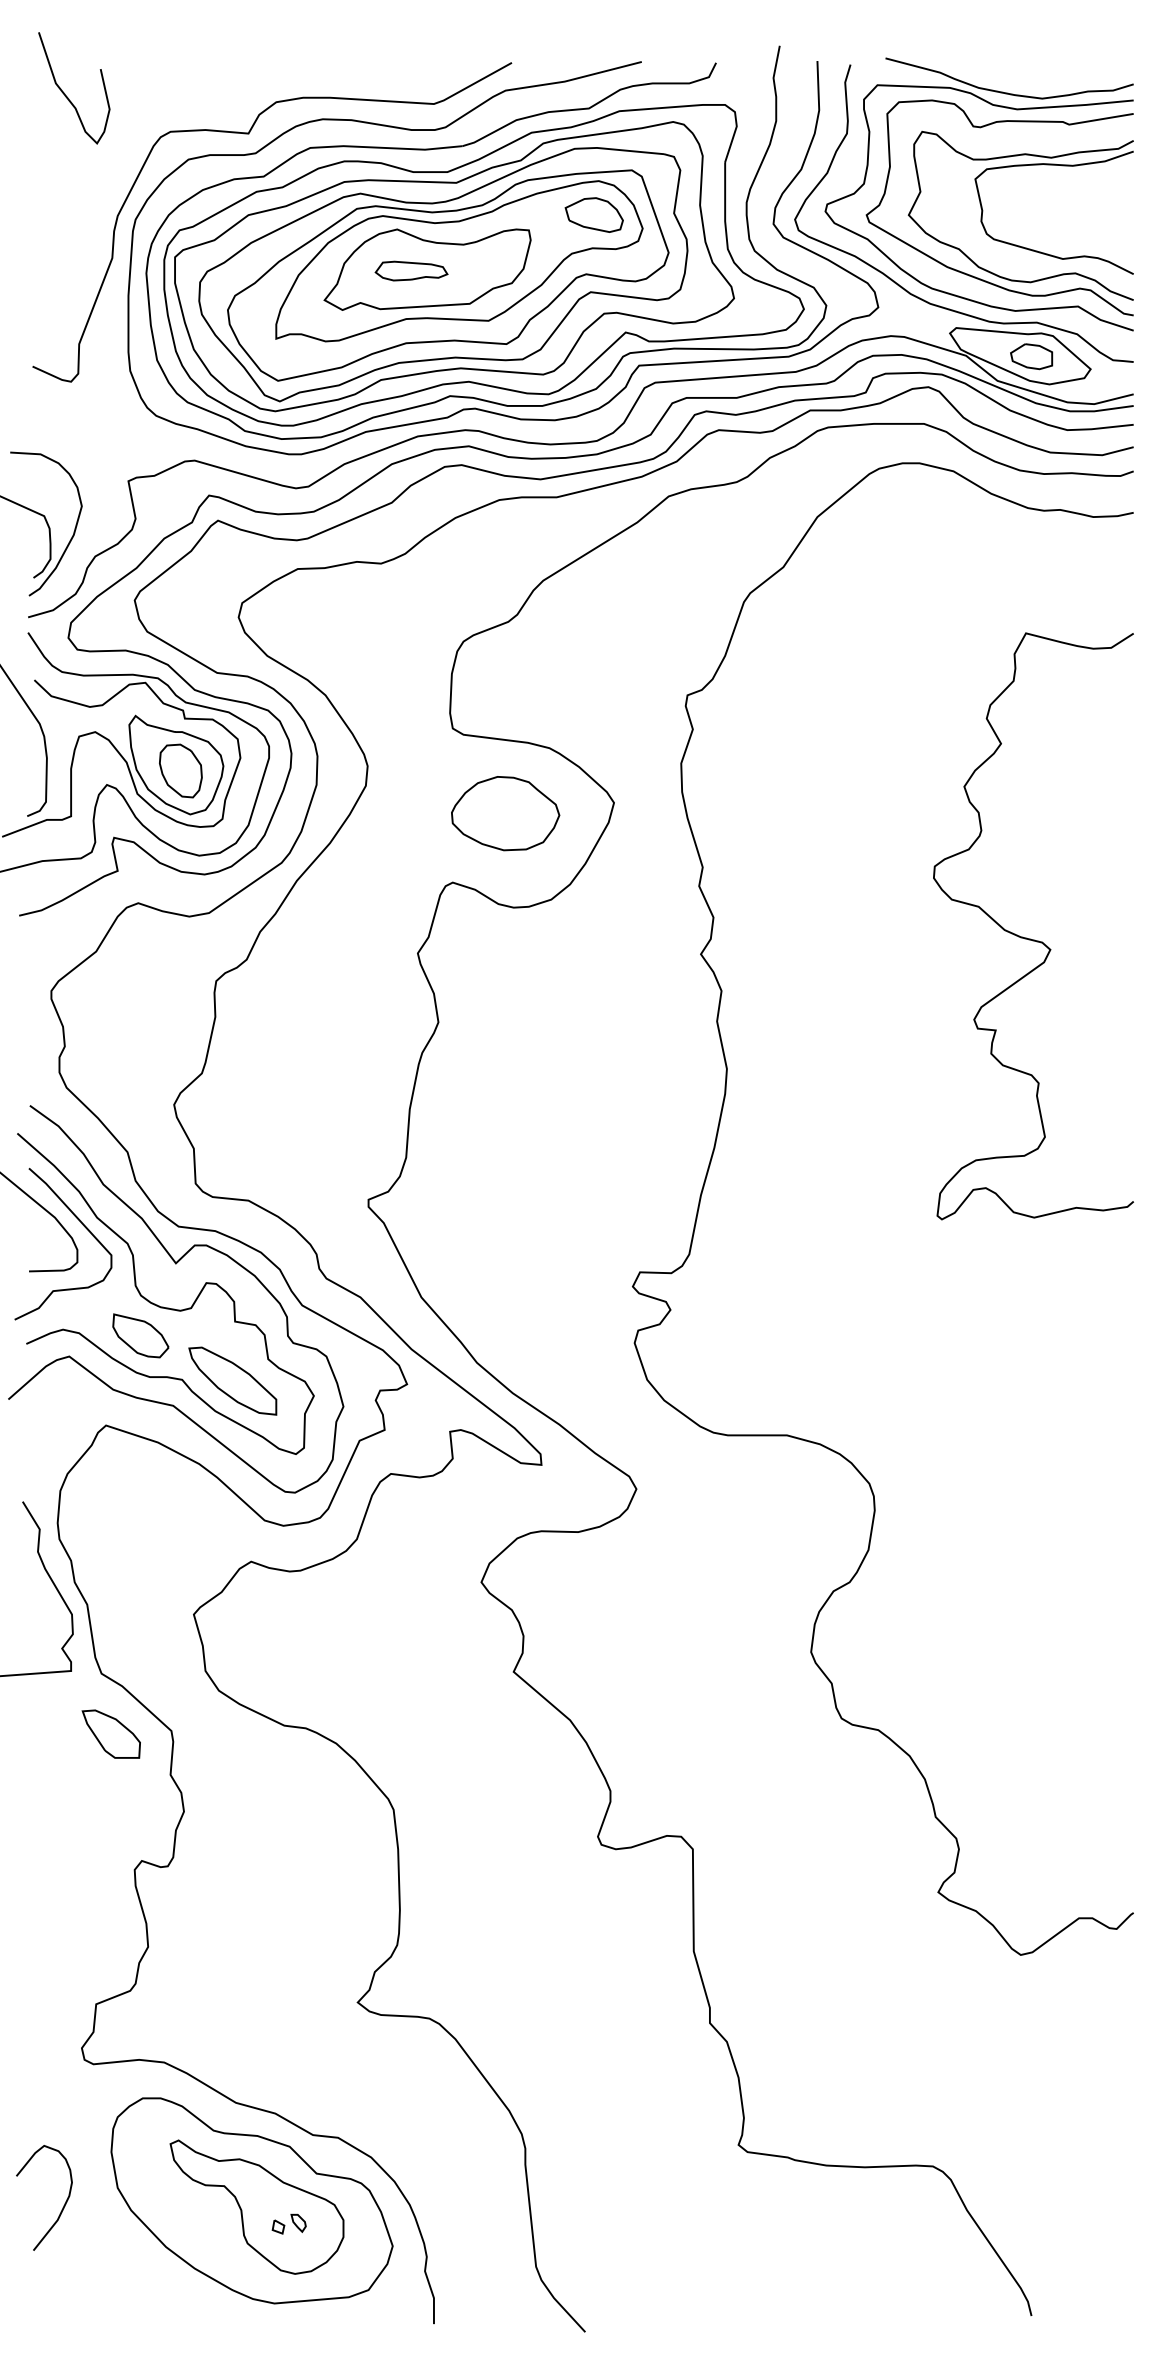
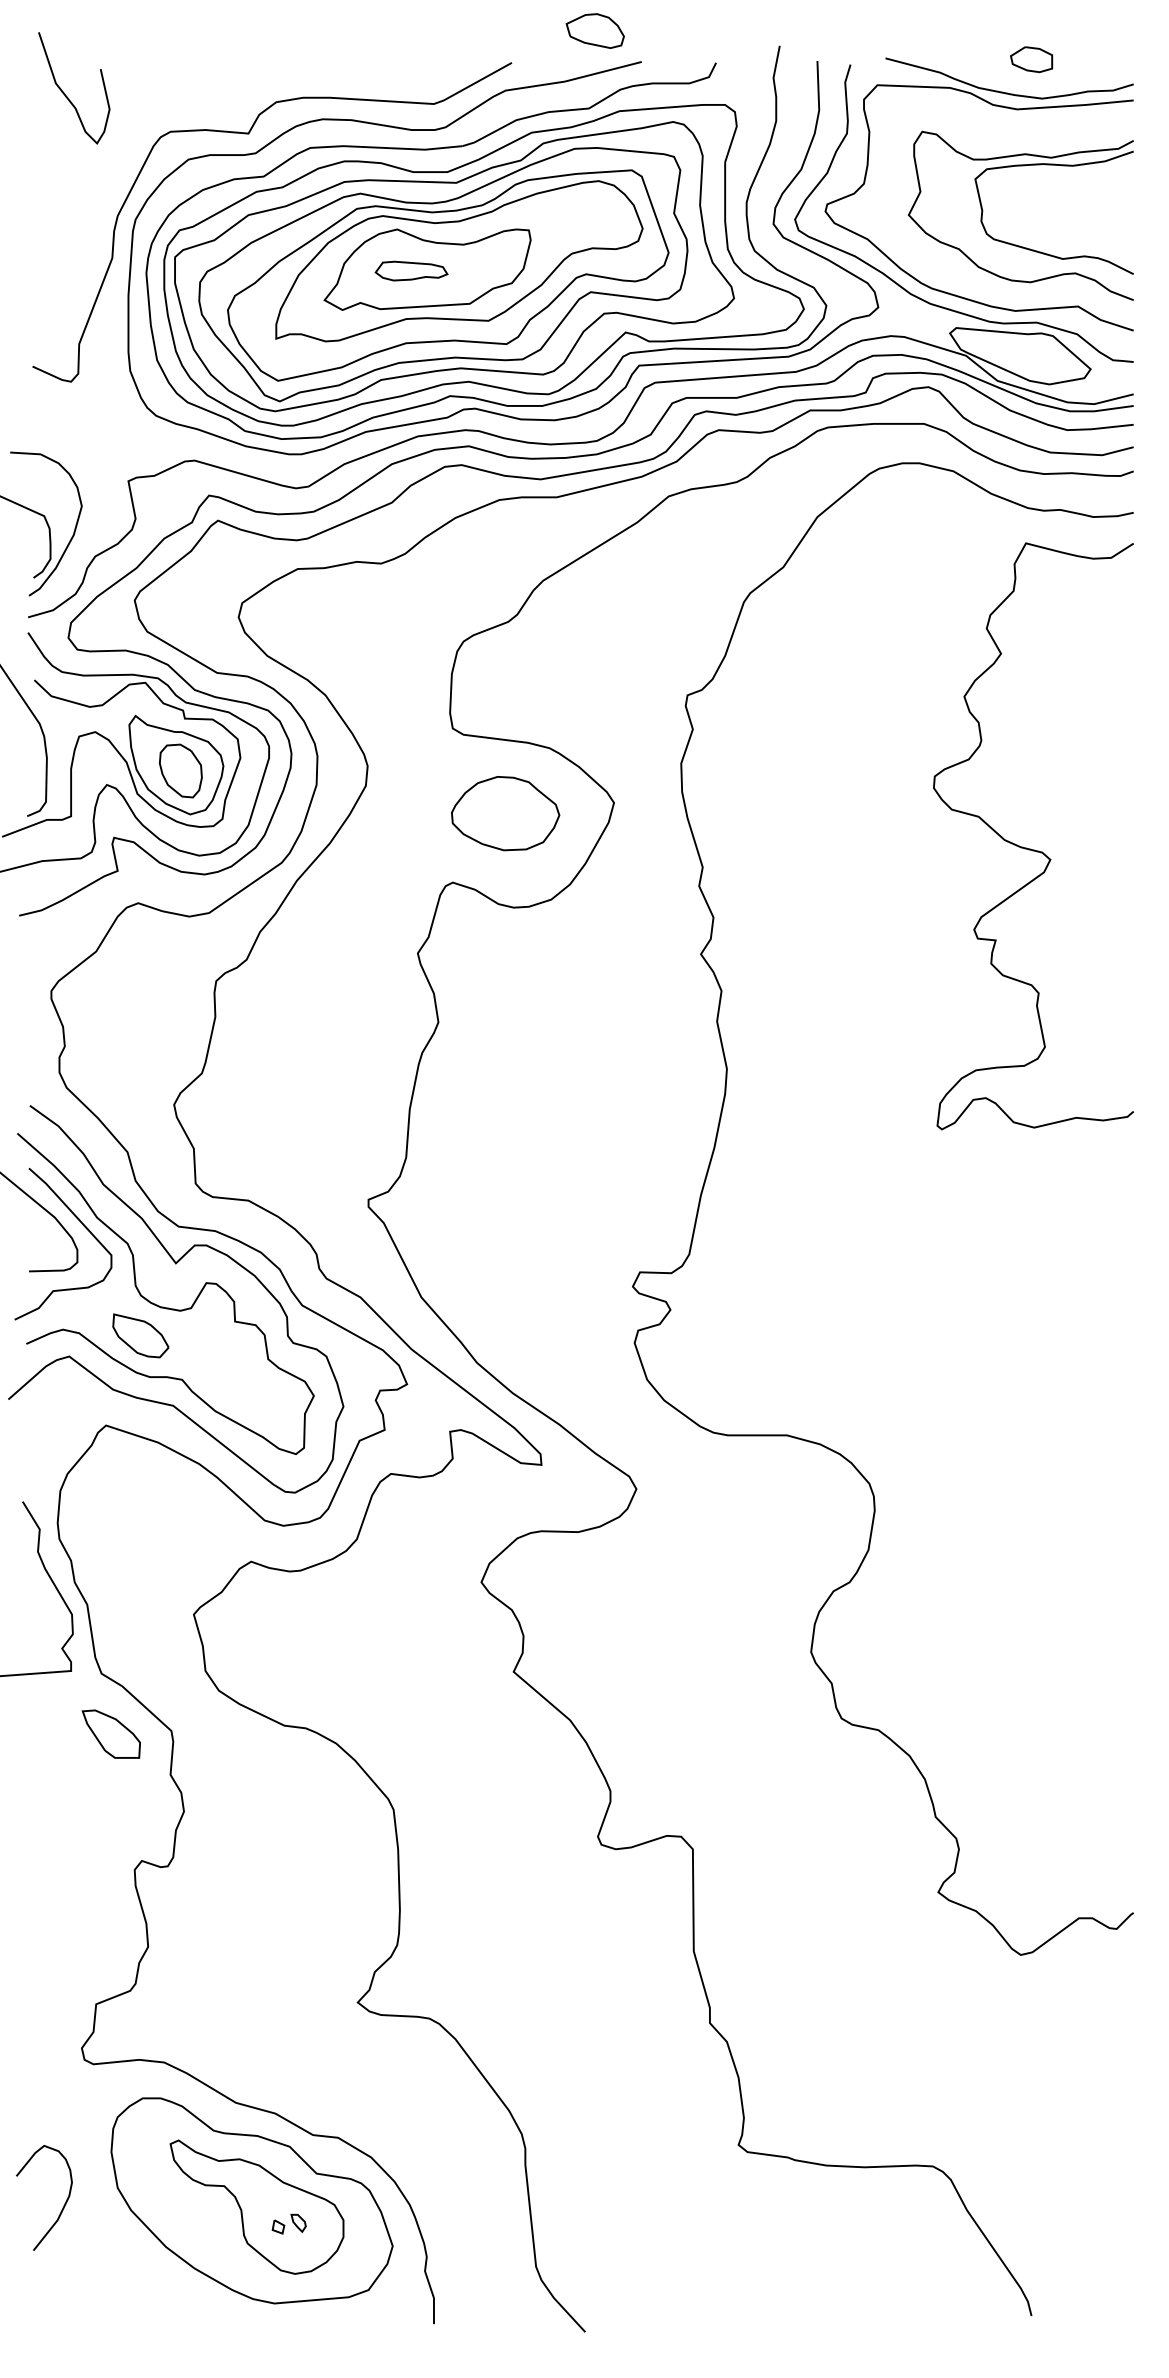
part position: (593, 214) -> (594, 30) (594, 30)
curve: present -> none (970, 274)
part position: (1031, 356) -> (1031, 59) (1031, 59)
curve position: (1030, 938) -> (1030, 848) (1030, 848)
part: present -> none (232, 1380)
